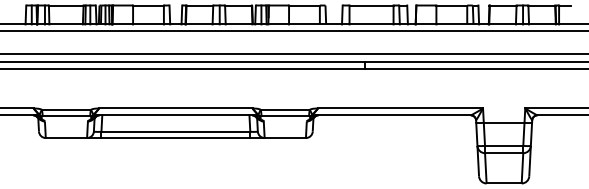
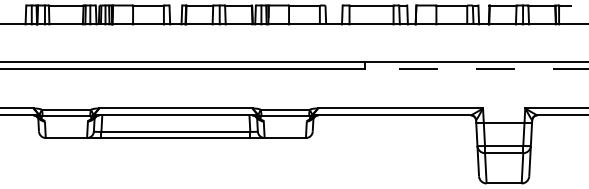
line: present -> none (293, 31)
line: present -> none (293, 54)
line: solid -> dashed (476, 69)
